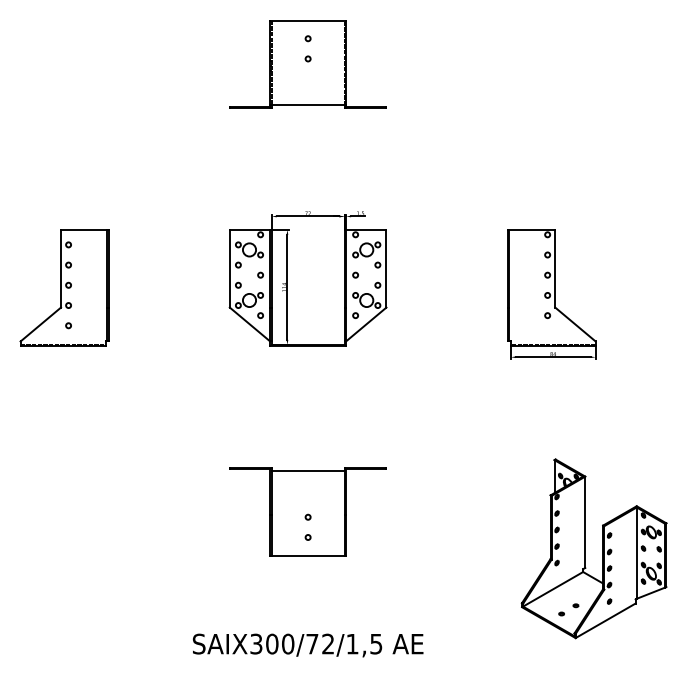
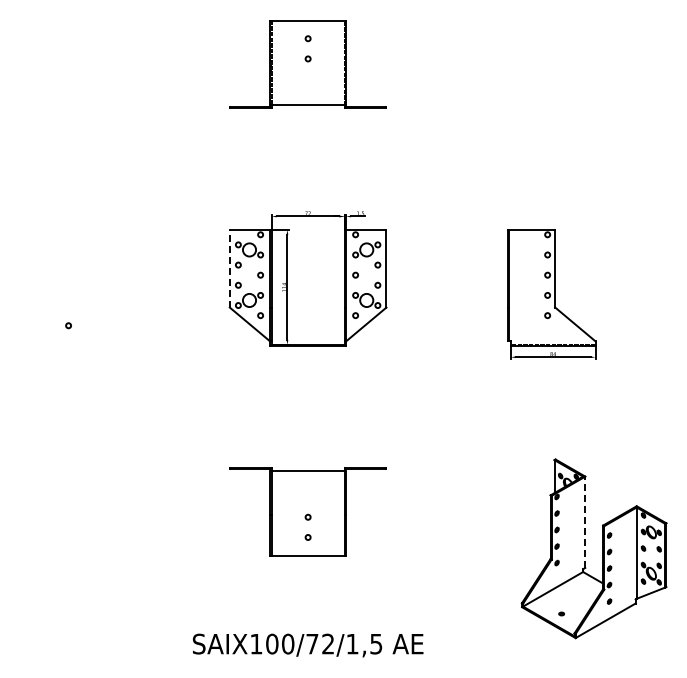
line: solid -> dashed (229, 268)
part: present -> none (64, 287)
line: solid -> dashed (585, 522)
part: present -> none (575, 605)
text: SAIX300/72/1,5 -> SAIX100/72/1,5 (256, 643)
